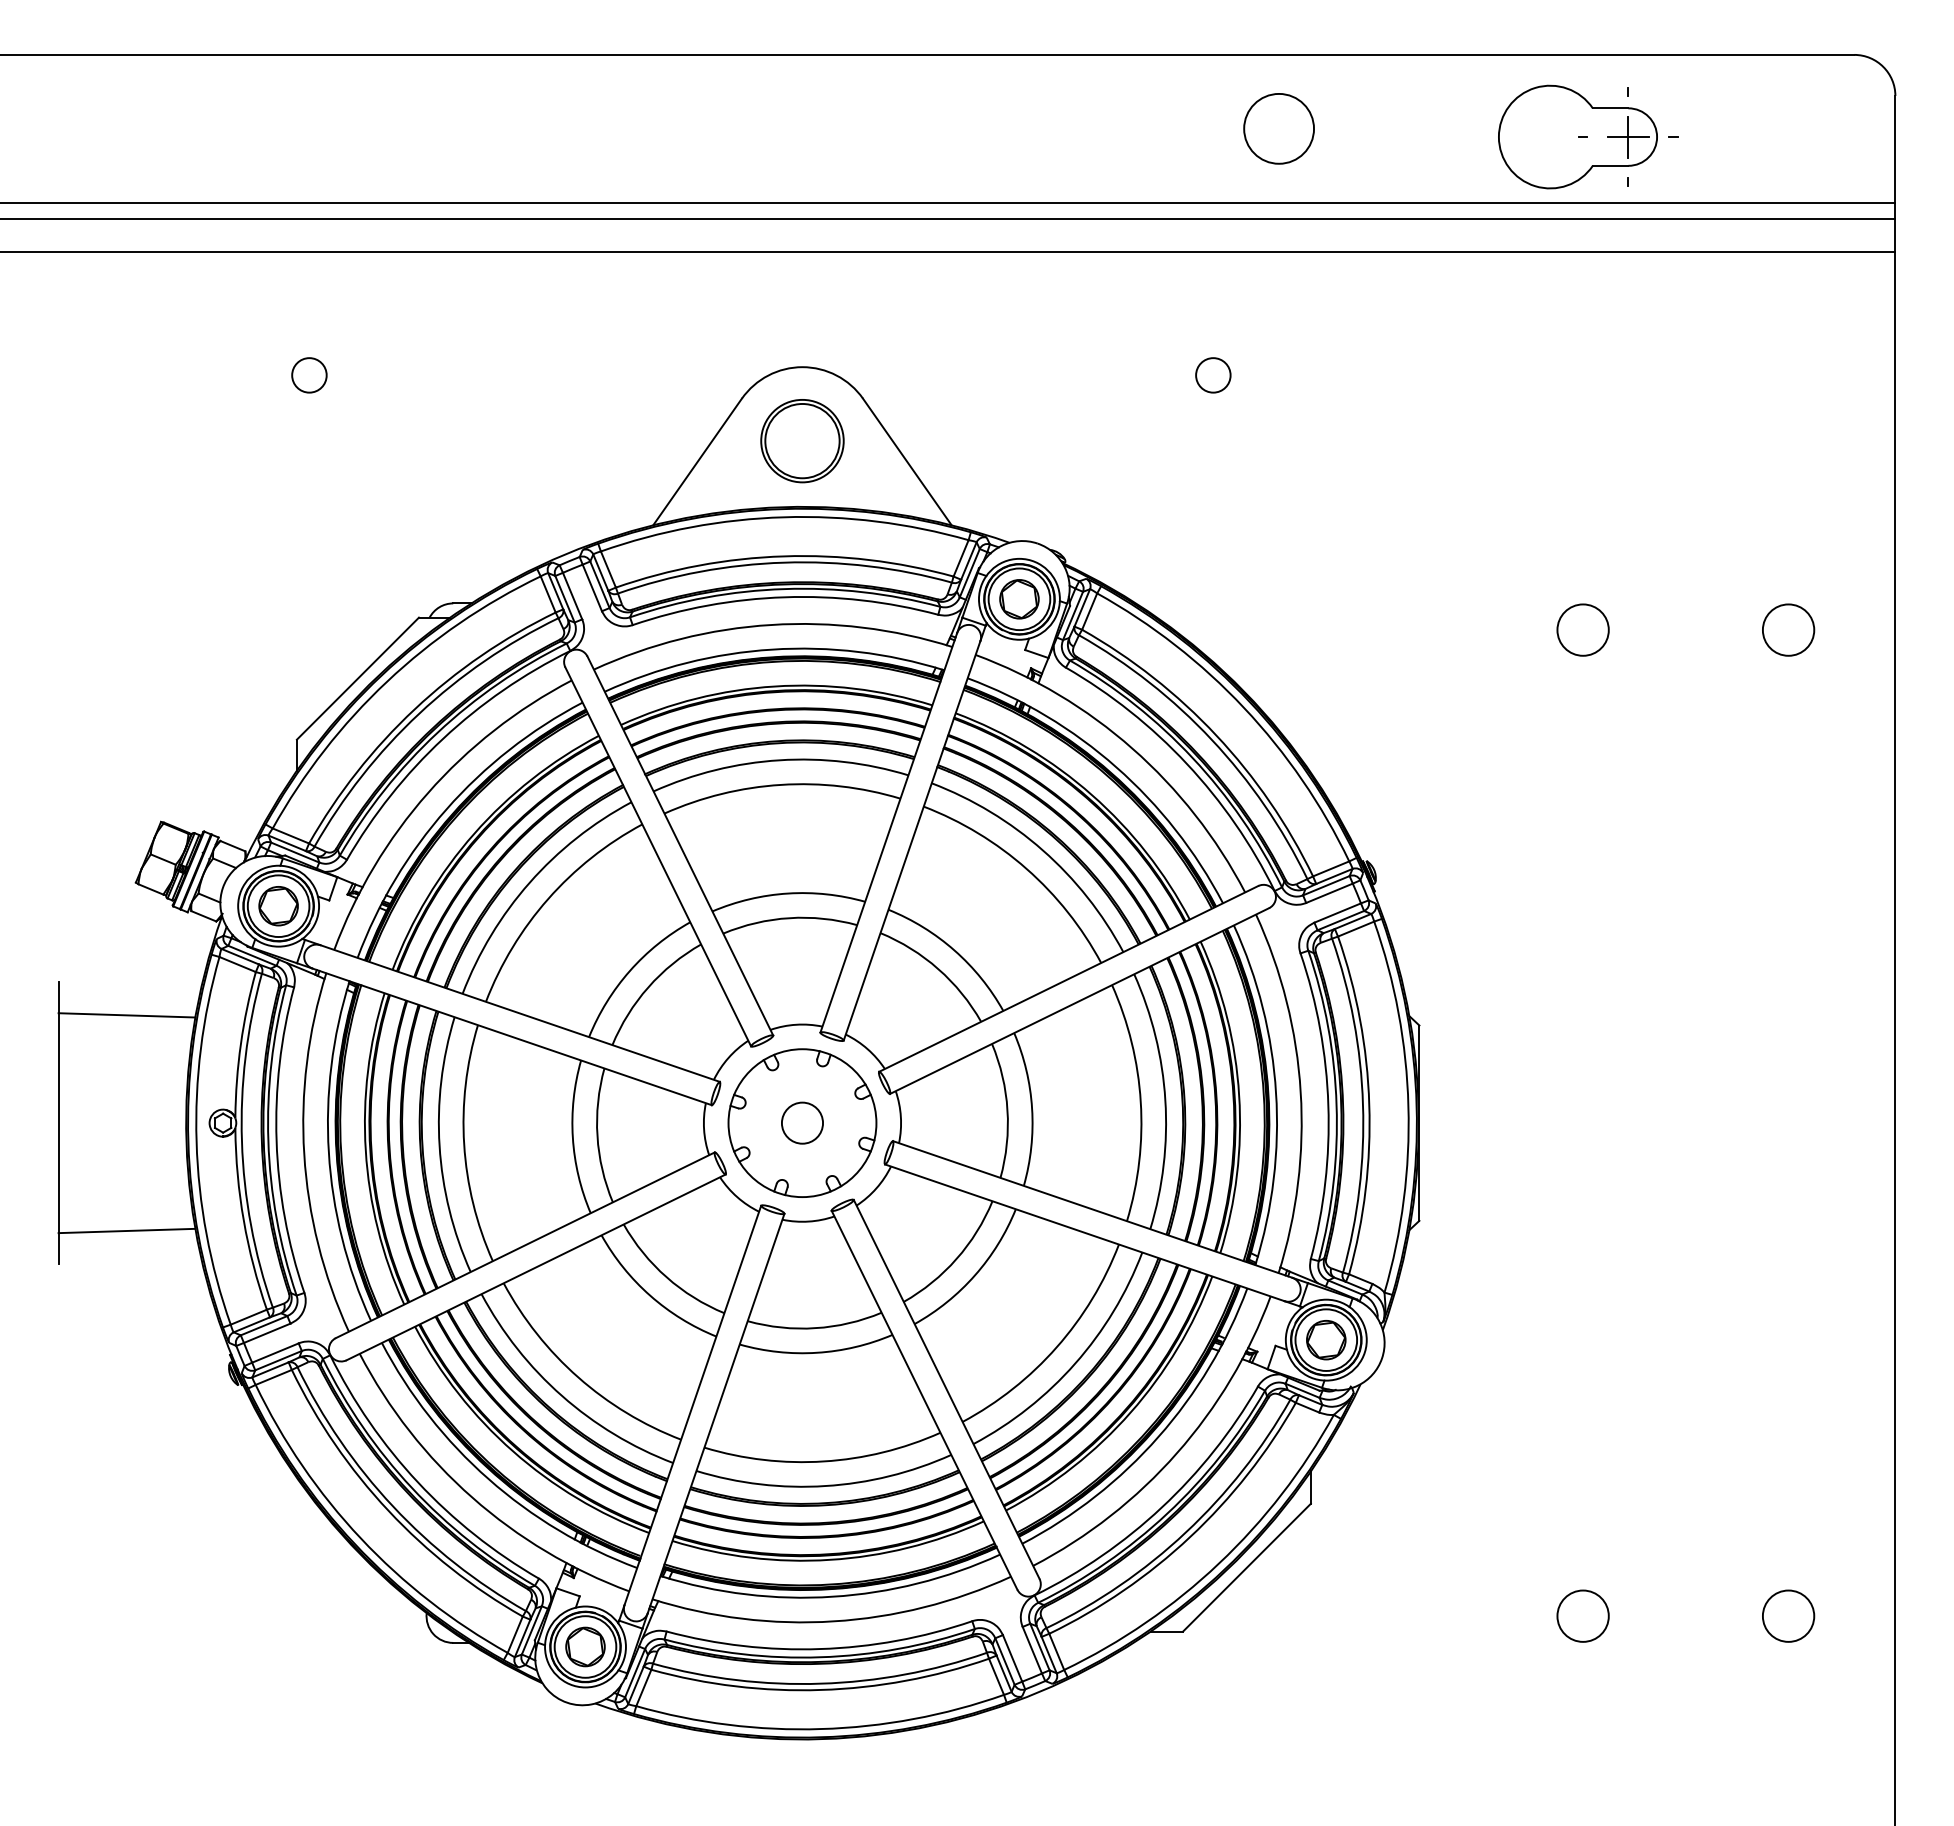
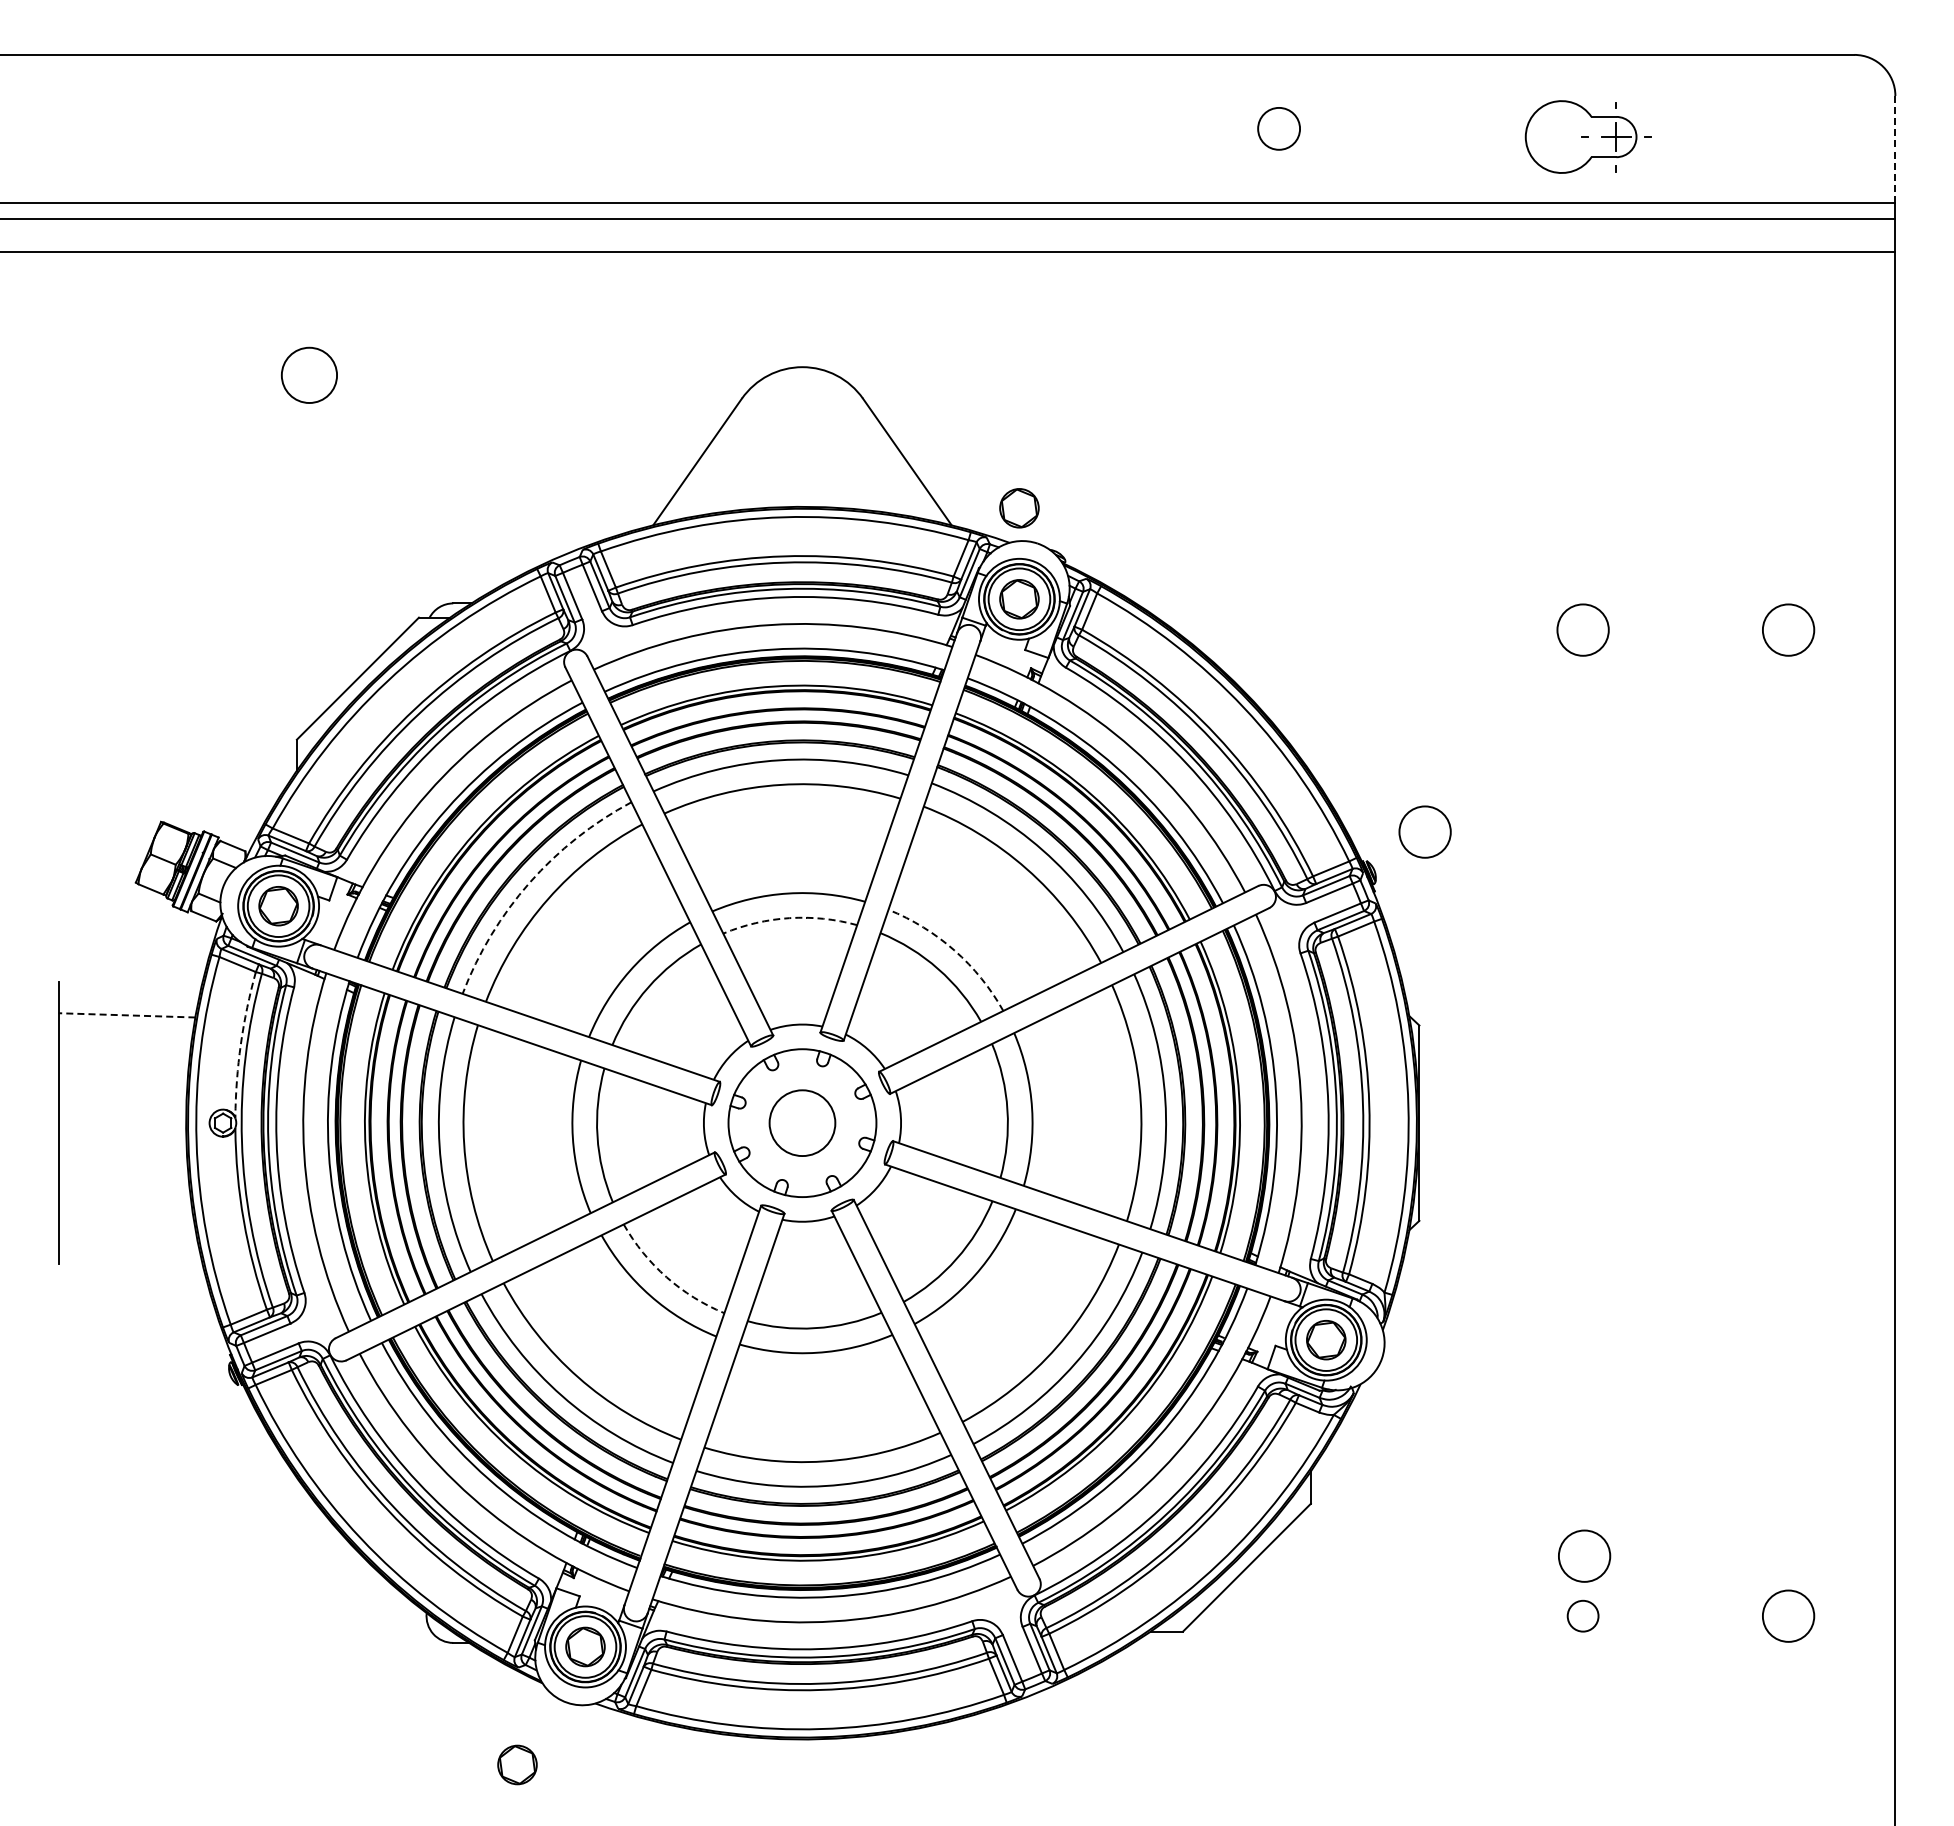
circle diameter: 70 px -> 42 px (1279, 128)
part size: 181x106 px -> 128x74 px (1587, 136)
line: solid -> dashed (1895, 149)
circle diameter: 35 px -> 55 px (309, 375)
circle: present -> none (1213, 375)
part: present -> none (802, 441)
part: none -> present (1019, 508)
circle: none -> present (1424, 831)
arc: solid -> dashed (529, 882)
arc: solid -> dashed (789, 918)
arc: solid -> dashed (954, 950)
line: solid -> dashed (126, 1015)
arc: solid -> dashed (240, 1044)
circle diameter: 41 px -> 66 px (802, 1123)
line: present -> none (126, 1230)
arc: solid -> dashed (666, 1277)
circle: none -> present (1584, 1555)
circle diameter: 51 px -> 31 px (1582, 1615)
part: none -> present (517, 1764)
